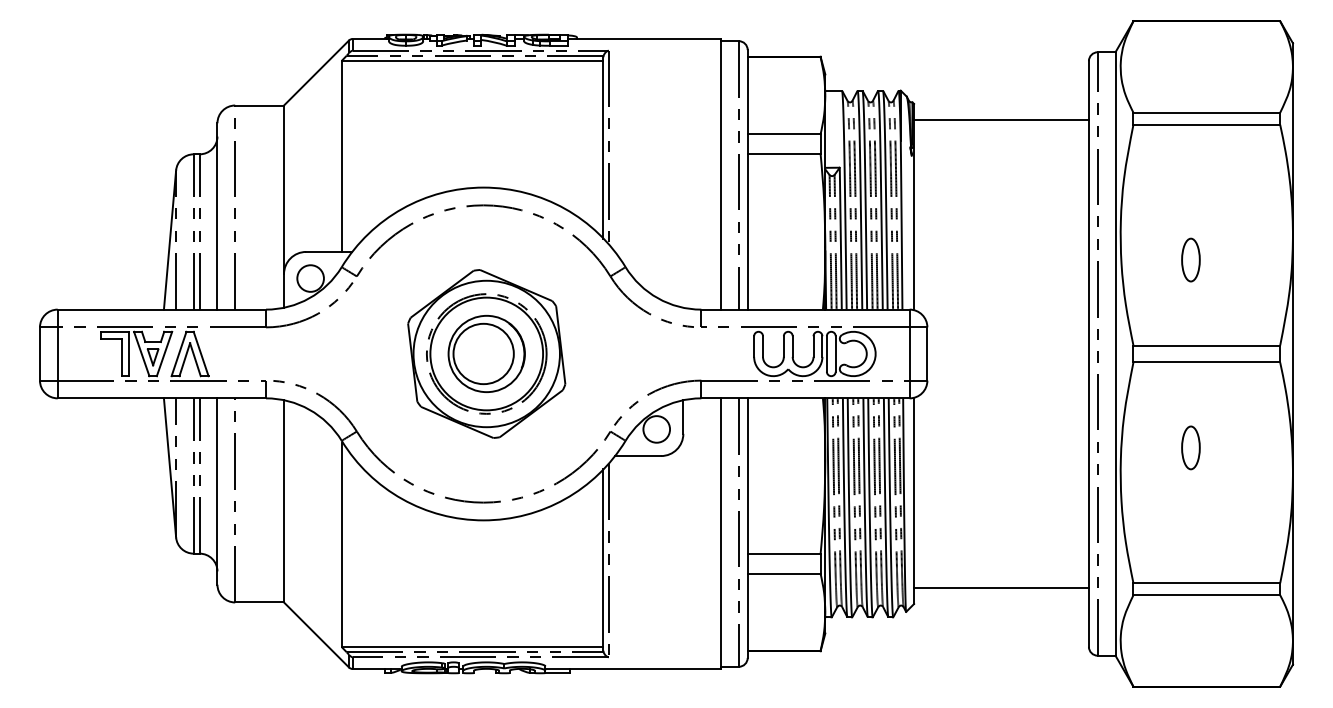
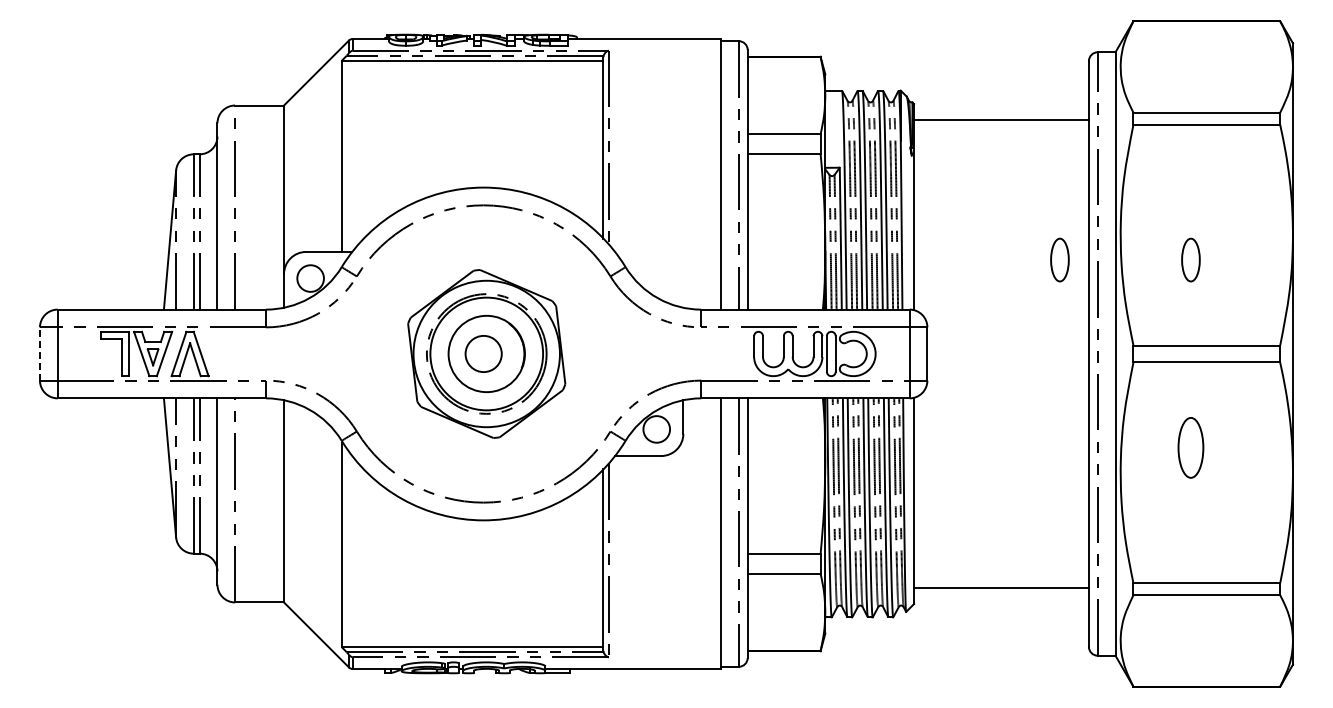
part: none -> present (1059, 259)
circle diameter: 60 px -> 36 px (483, 353)
line: solid -> dashed (39, 354)
part size: 20x46 px -> 28x62 px (1190, 447)
